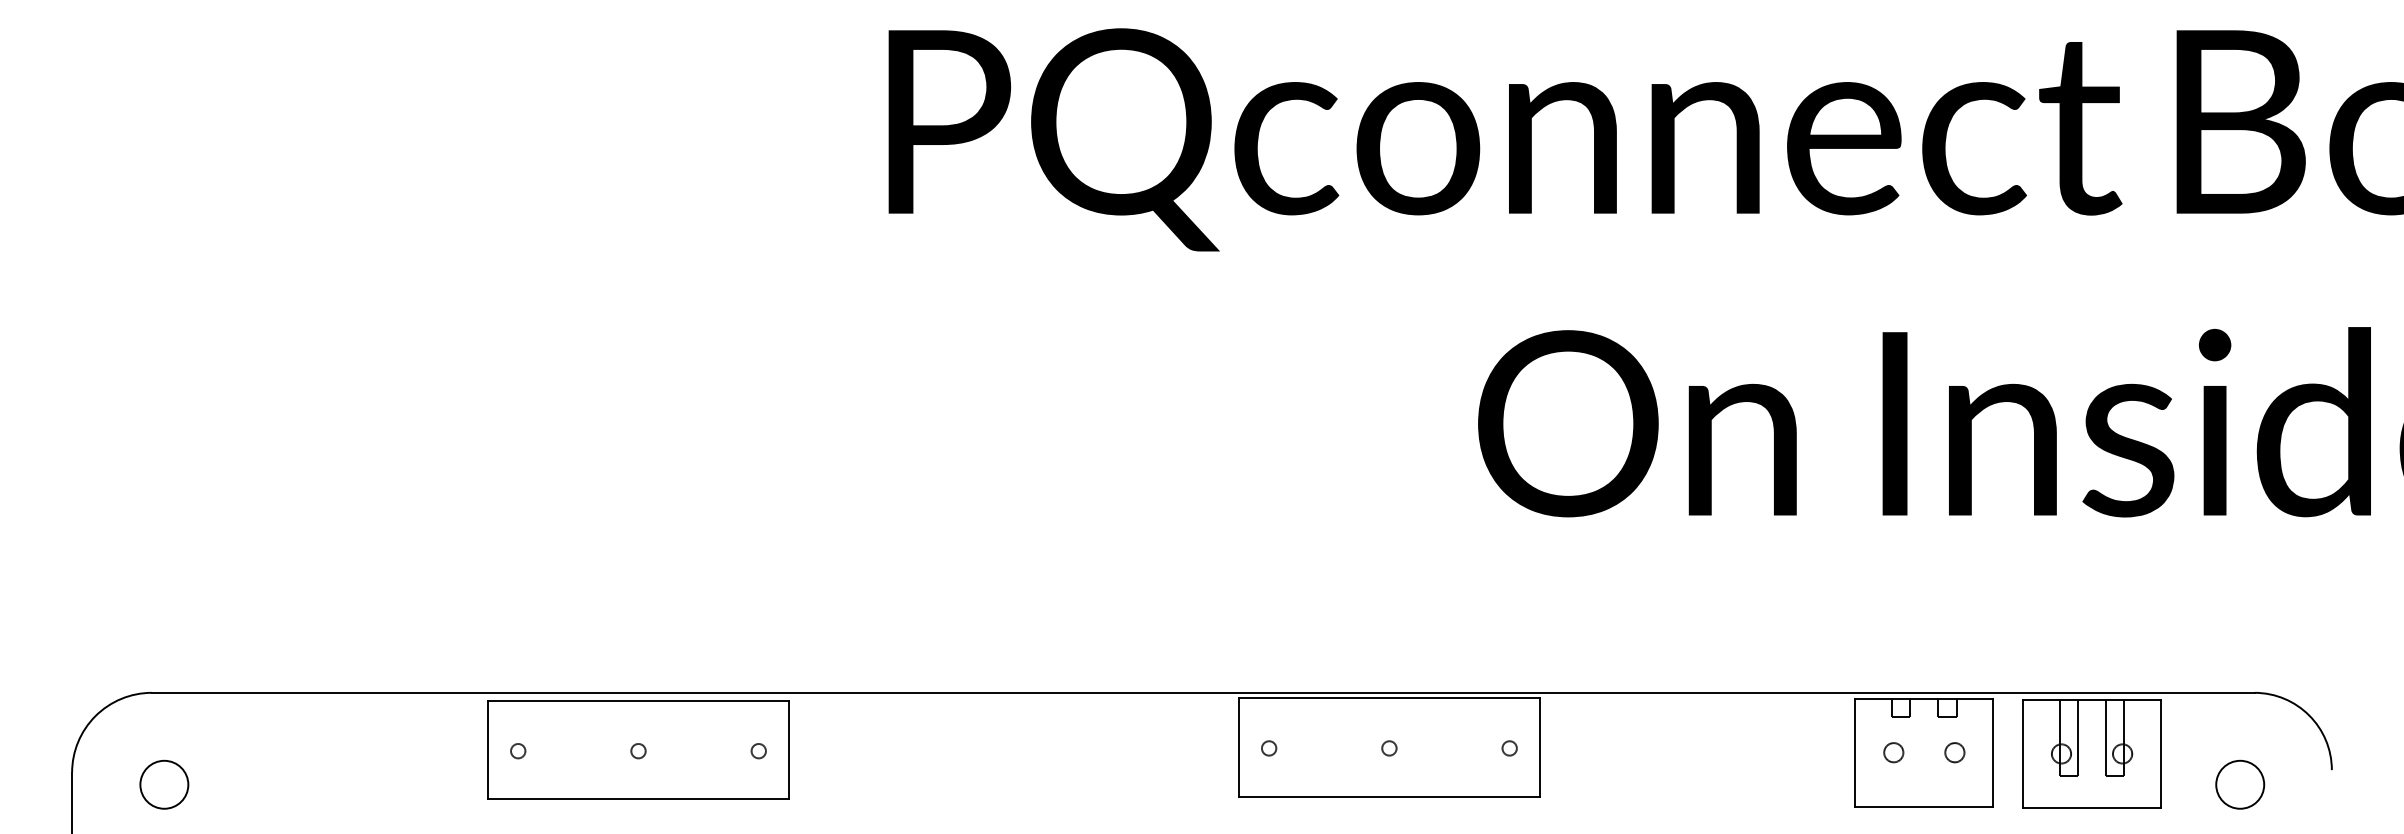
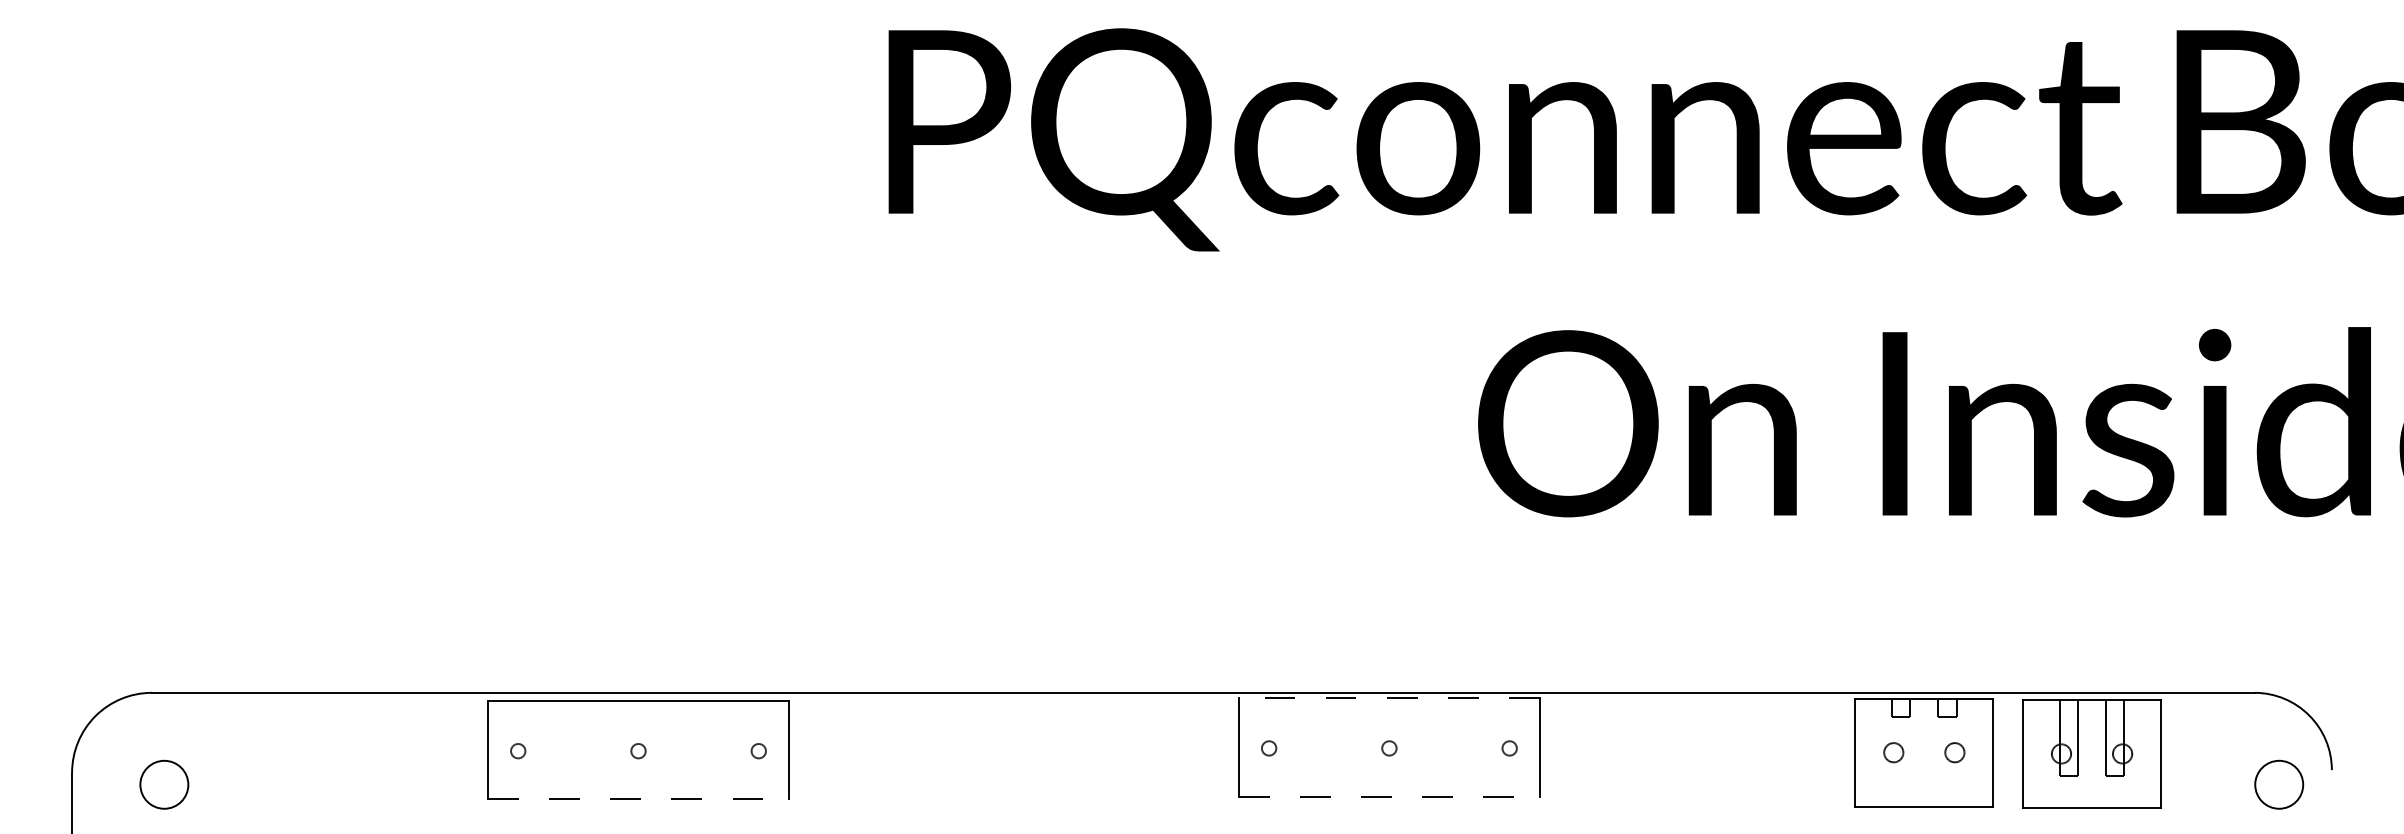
line: solid -> dashed (1388, 697)
circle position: (2240, 784) -> (2279, 784) (2279, 784)
line: solid -> dashed (1389, 796)
line: solid -> dashed (639, 799)
